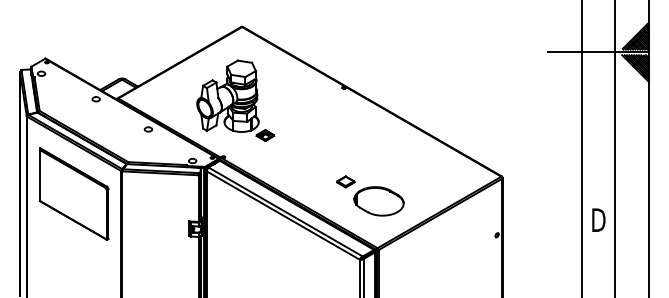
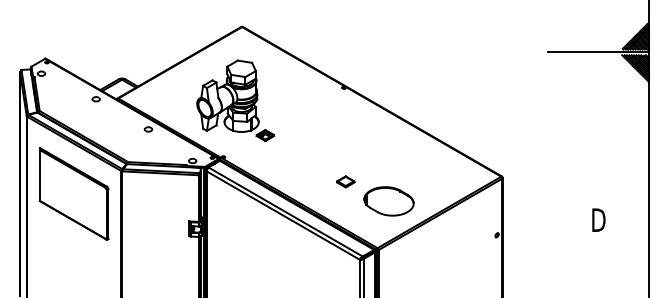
line: present -> none (581, 148)
line: present -> none (615, 148)
part position: (378, 201) -> (388, 201) (388, 201)
